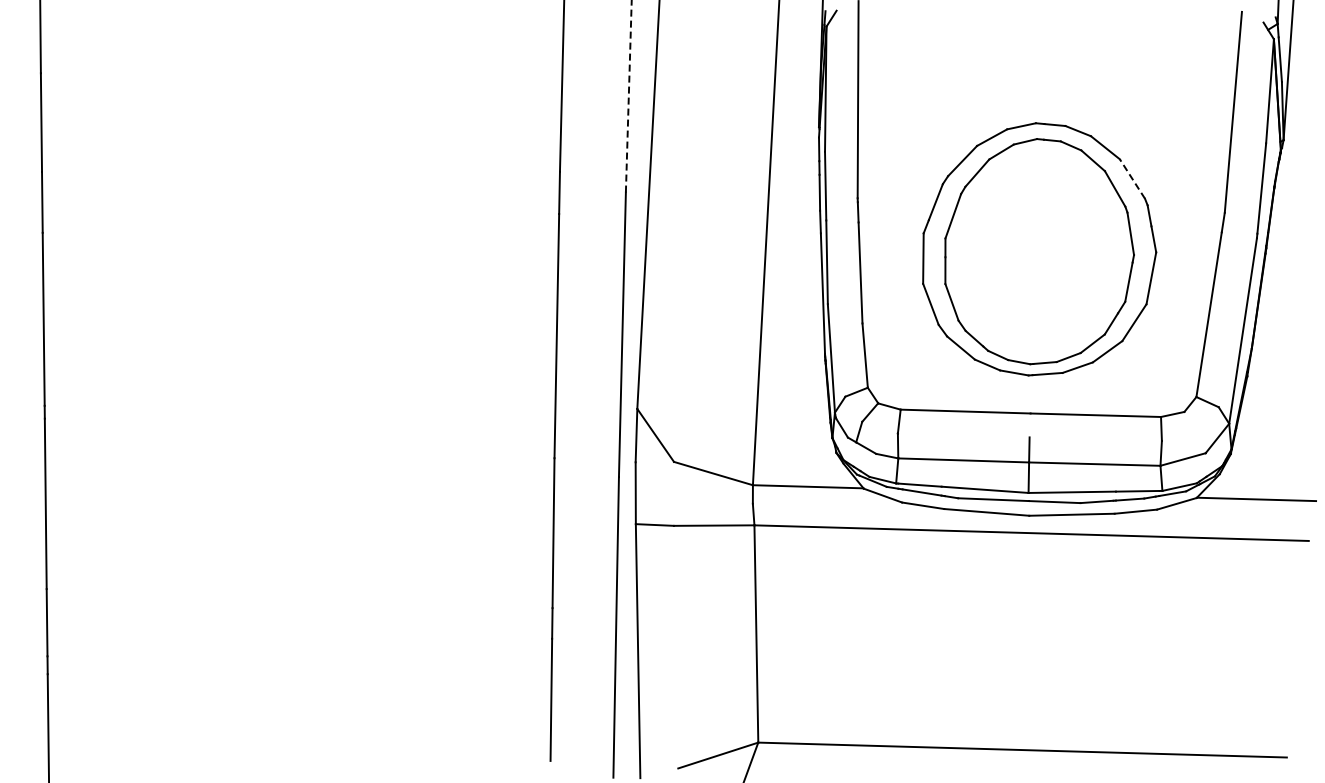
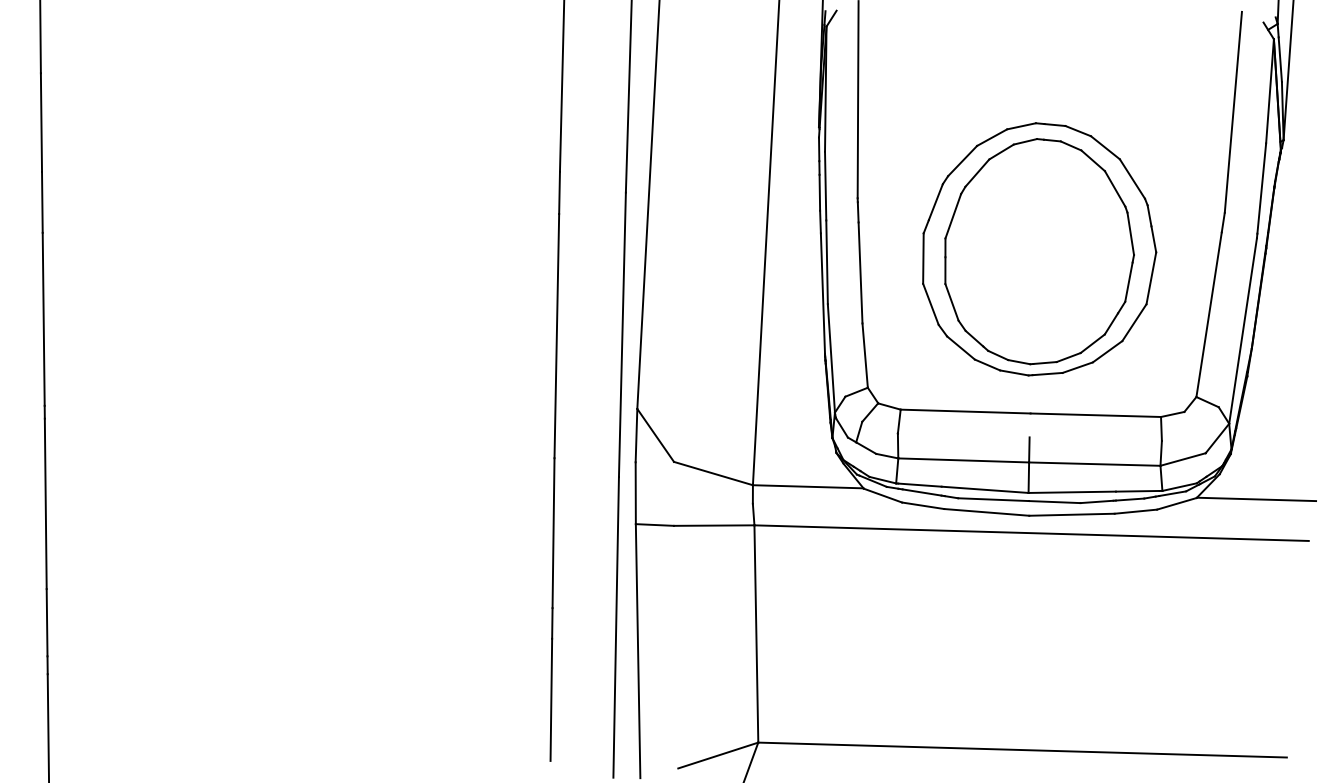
line: dashed -> solid (628, 95)
line: dashed -> solid (1132, 178)
